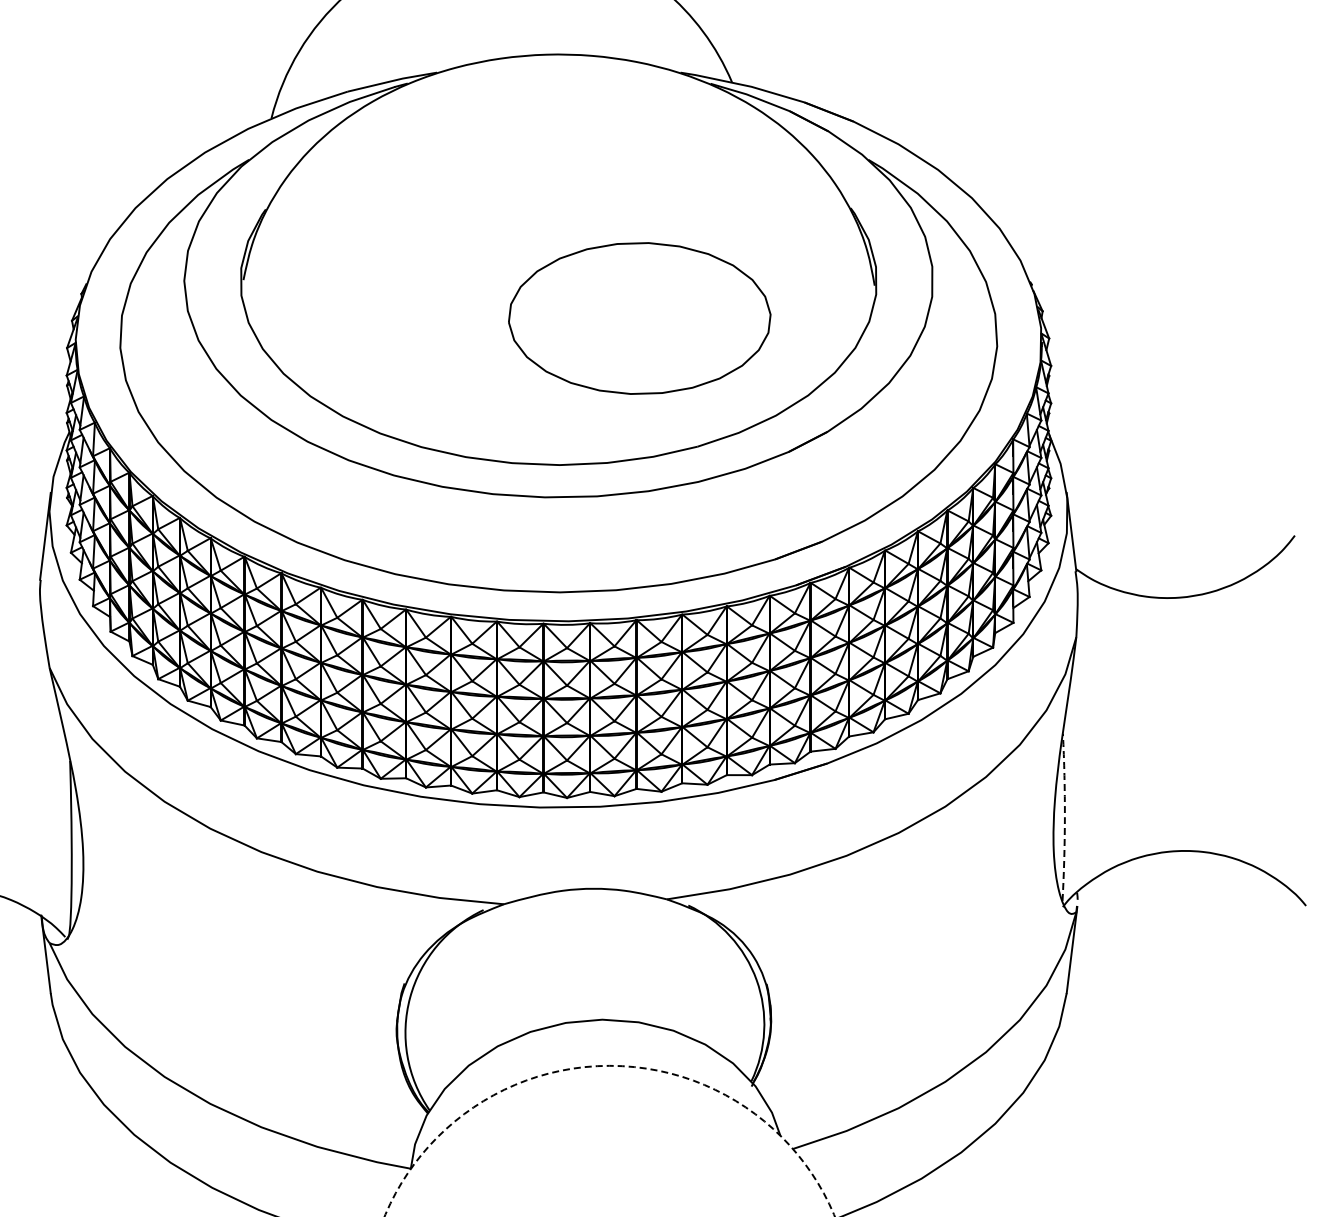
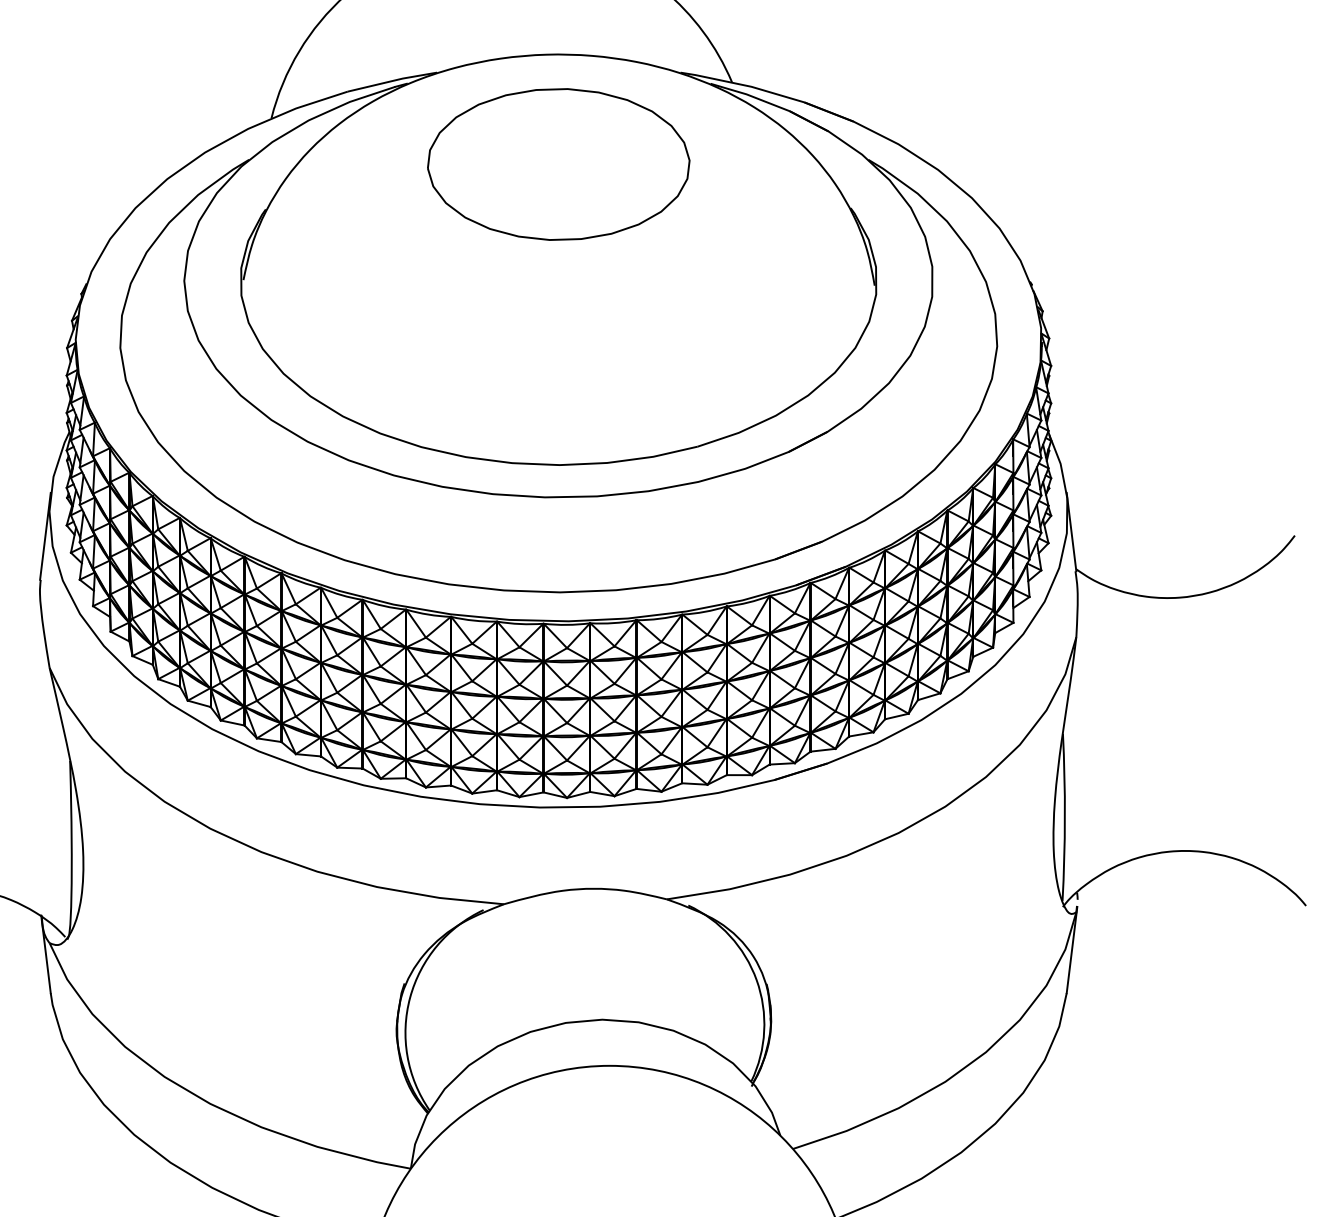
part position: (639, 318) -> (558, 164) (558, 164)
arc: dashed -> solid (1064, 817)
circle: dashed -> solid (609, 1140)
